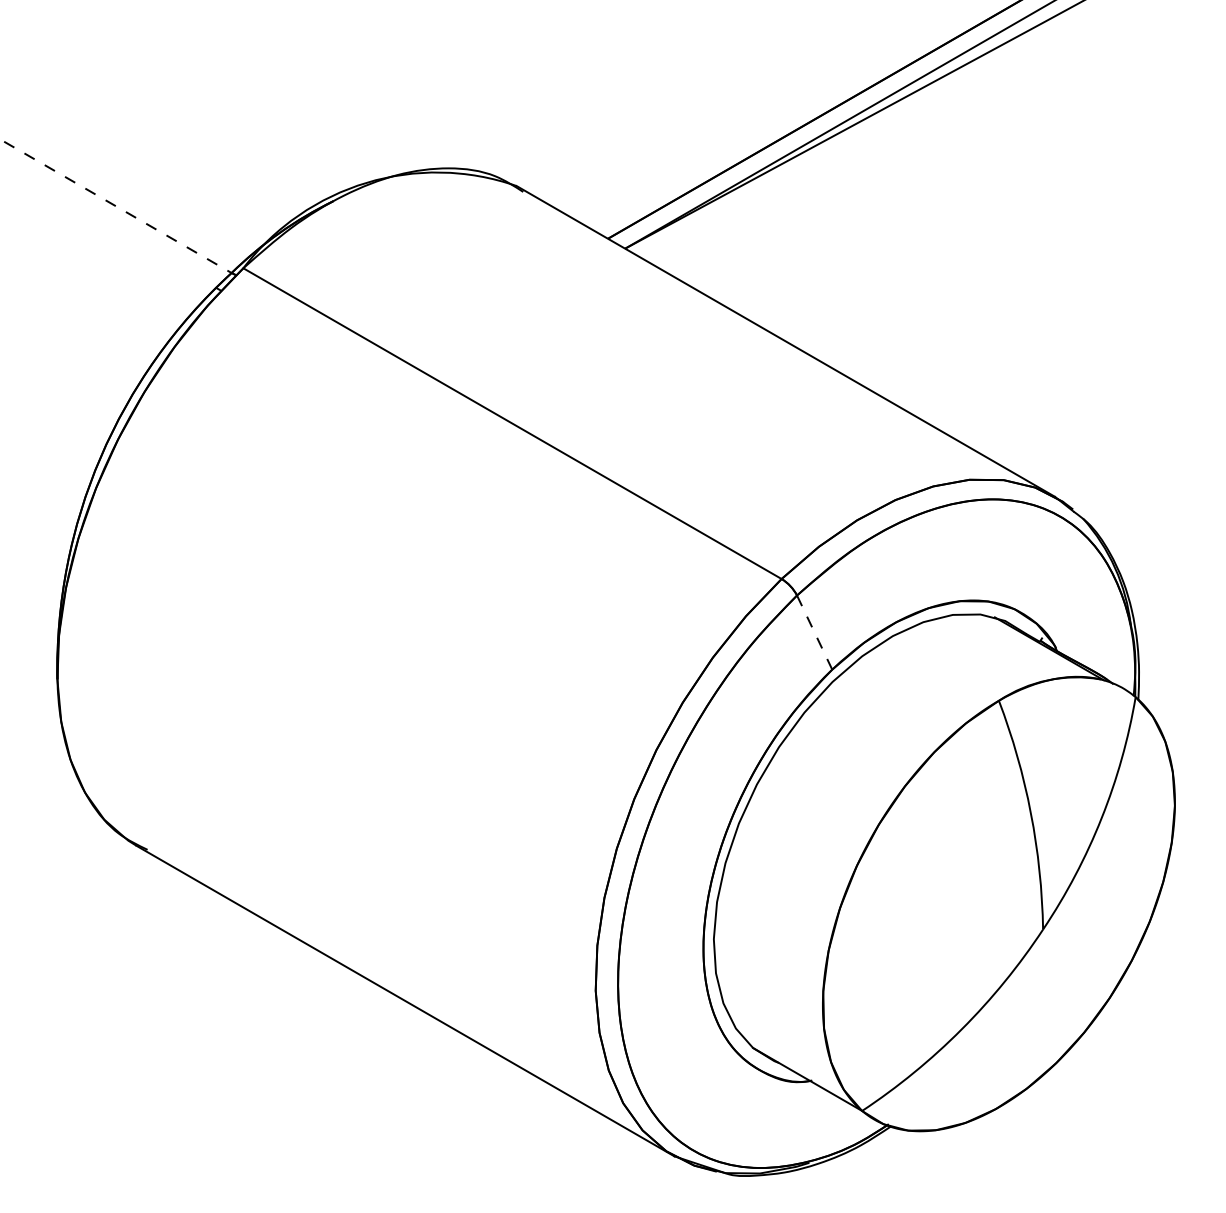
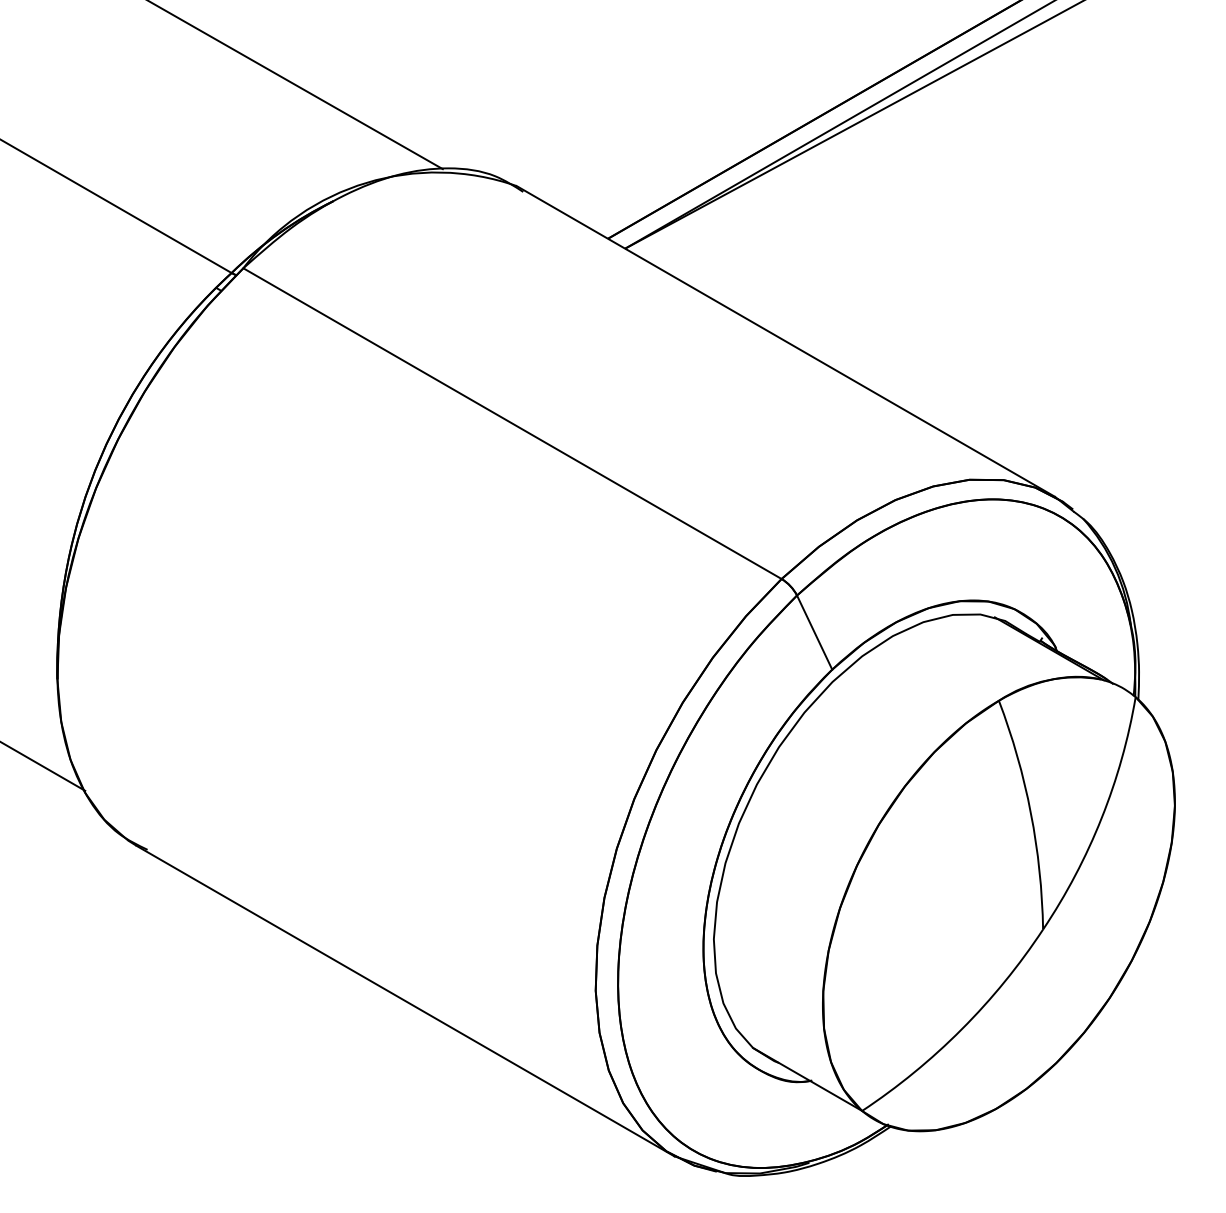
line: none -> present (296, 85)
line: dashed -> solid (116, 206)
line: dashed -> solid (814, 633)
line: none -> present (43, 766)
